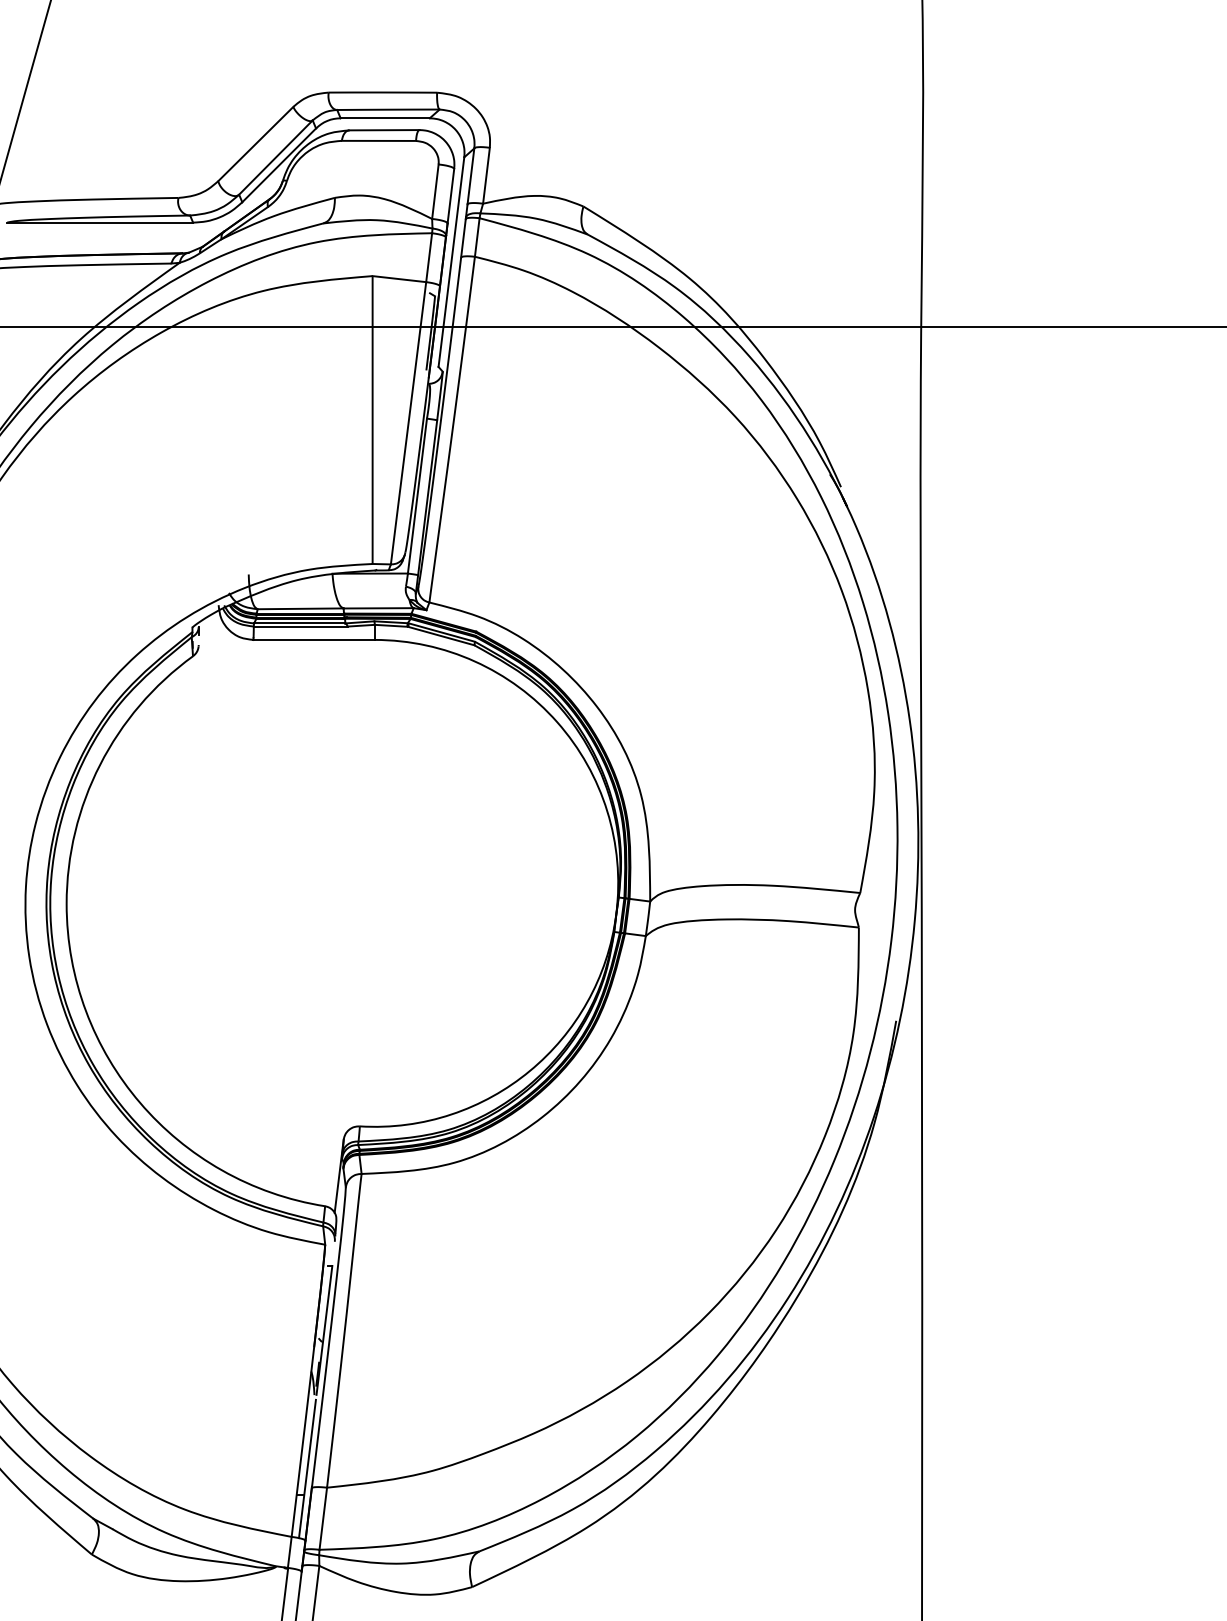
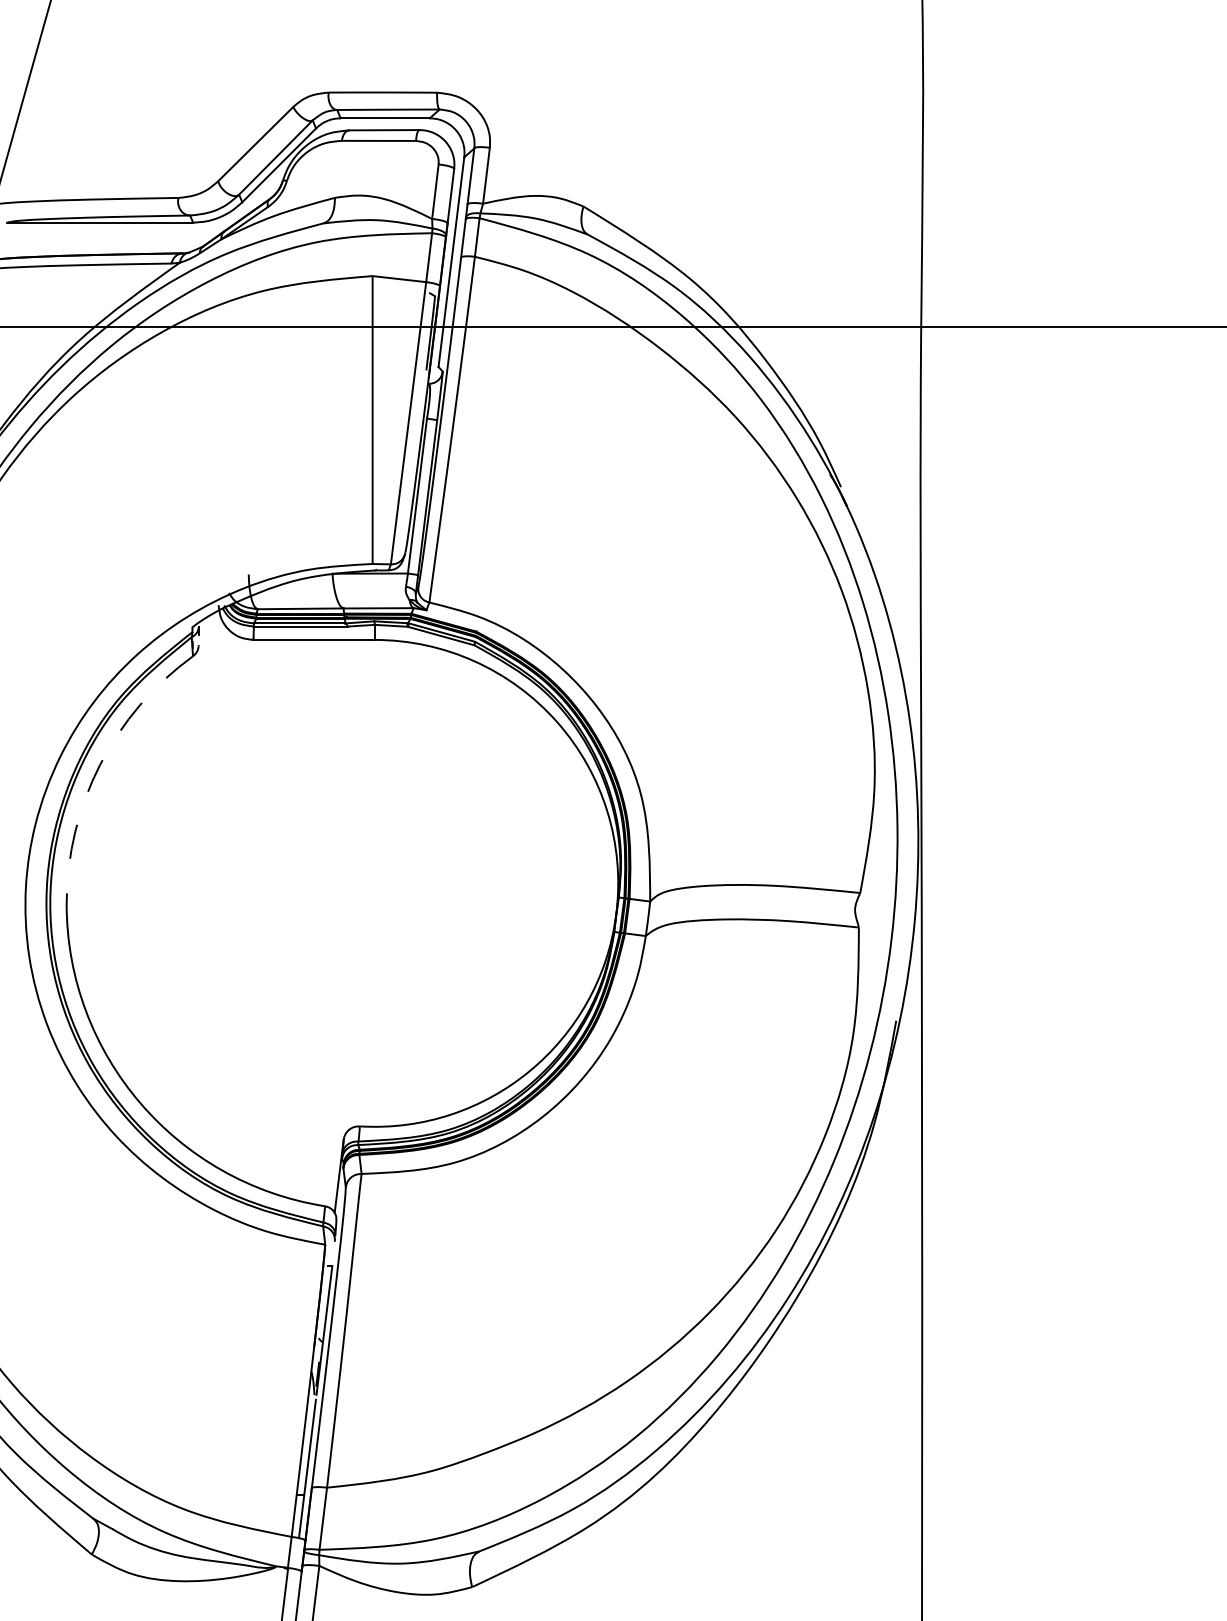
arc: solid -> dashed (100, 764)
